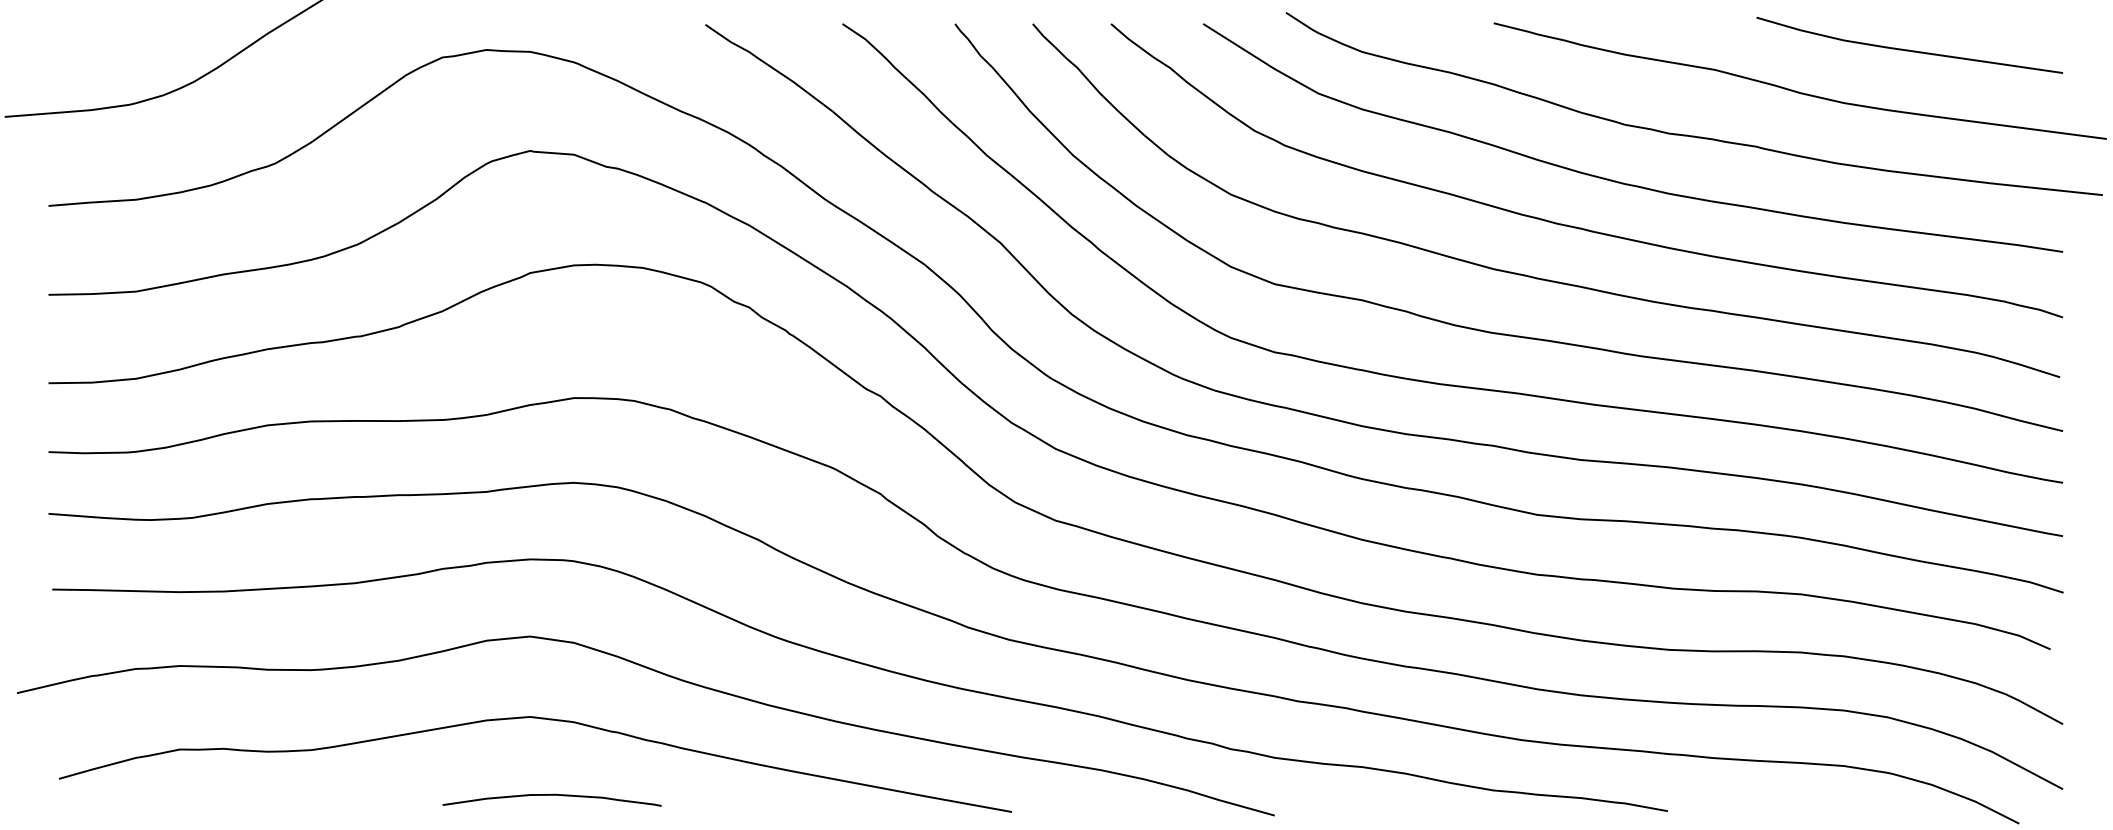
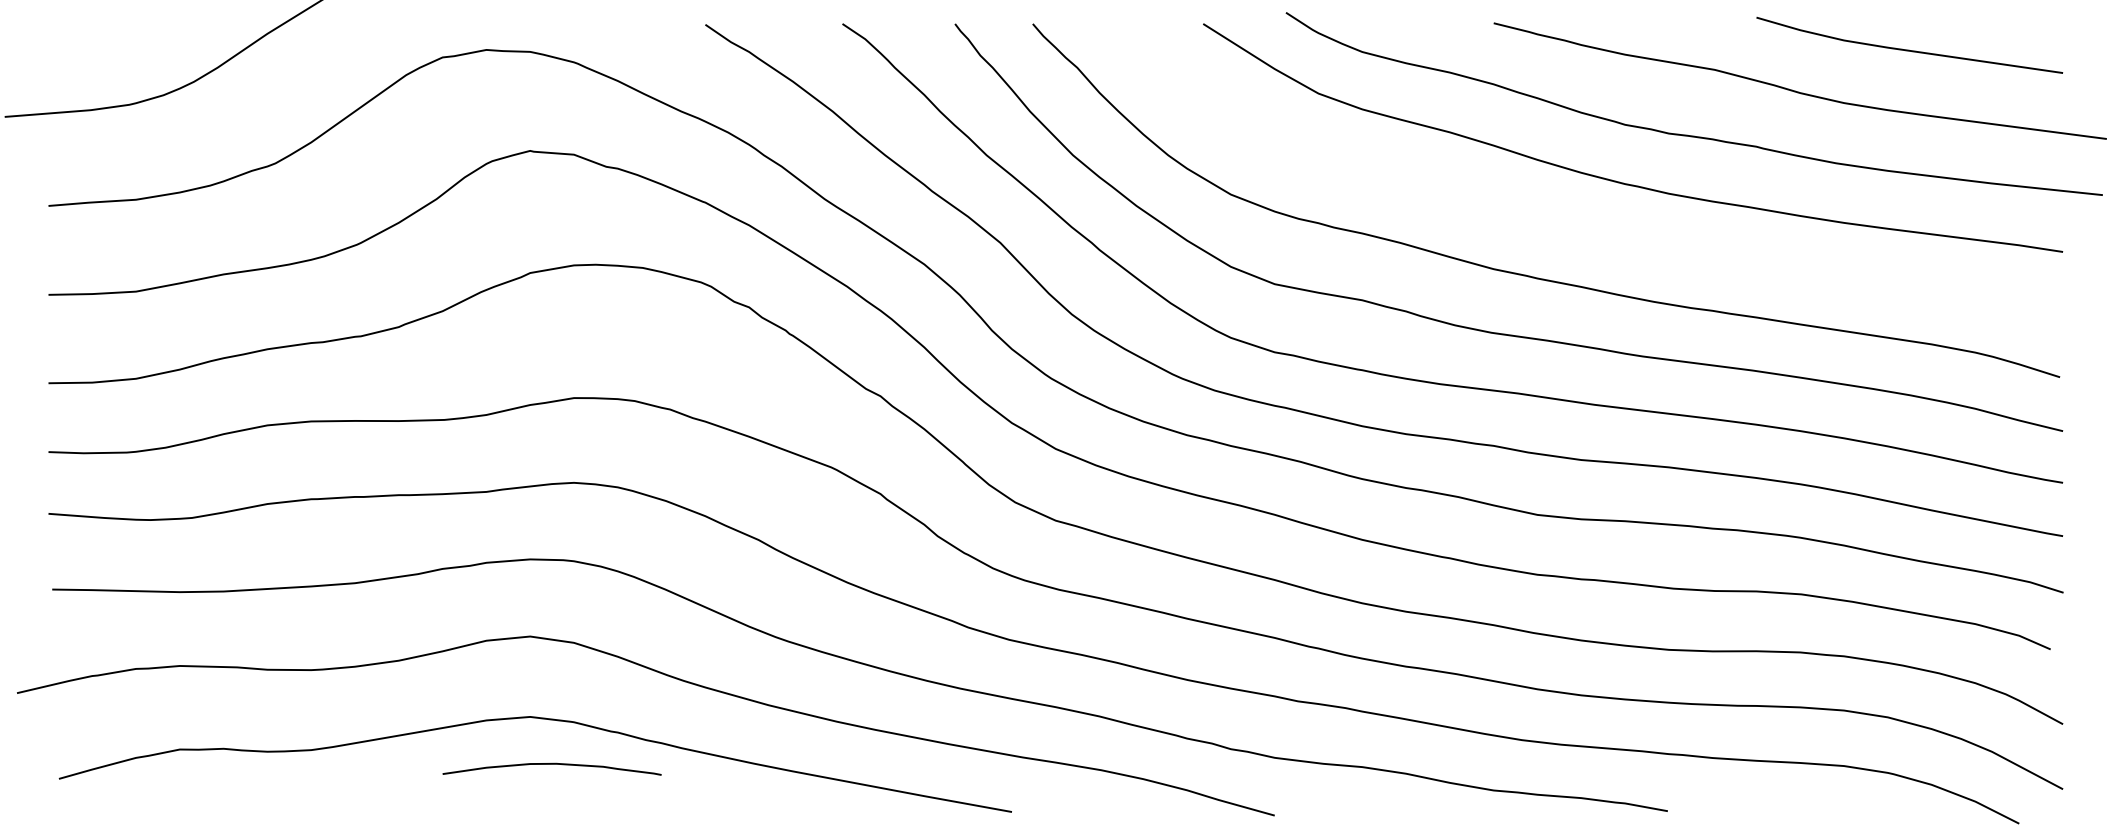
curve: present -> none (1576, 226)
curve position: (551, 795) -> (551, 764) (551, 764)
